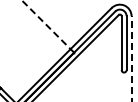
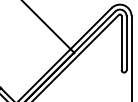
line: dashed -> solid (48, 26)
line: dashed -> solid (131, 58)
